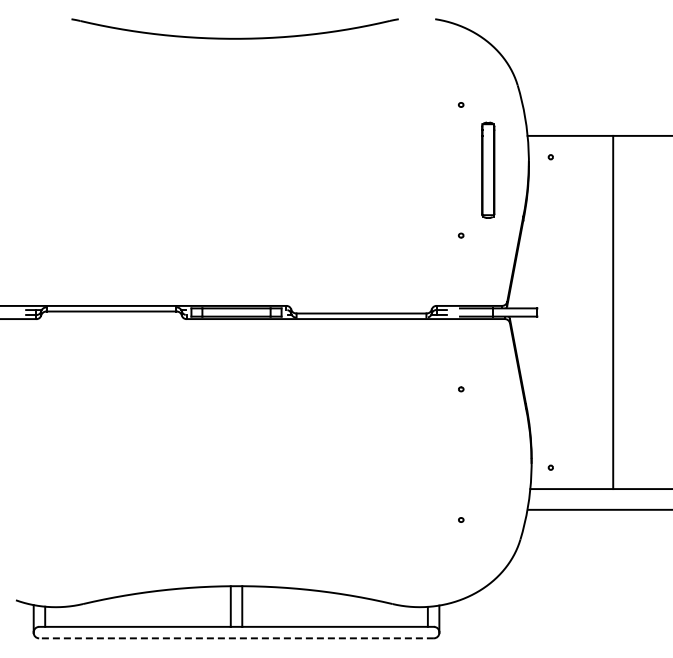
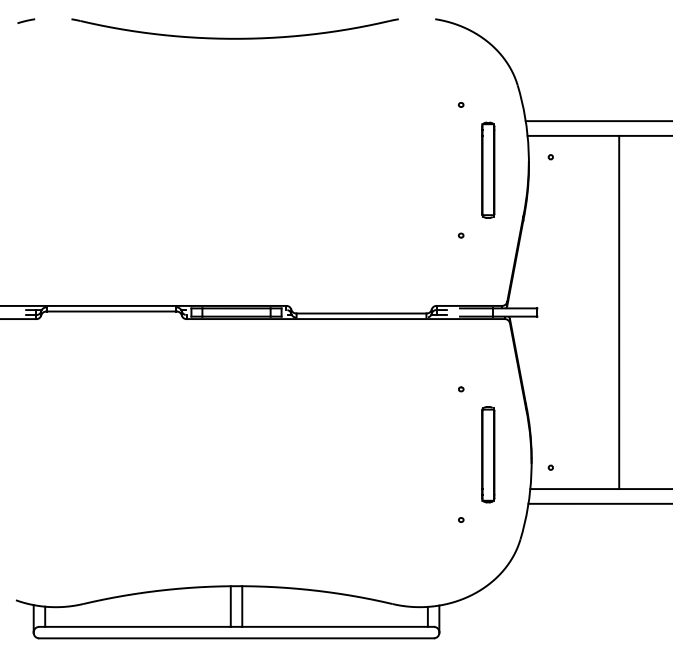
line: none -> present (26, 20)
line: none -> present (597, 121)
line position: (613, 312) -> (619, 312) (619, 312)
part: none -> present (488, 454)
line position: (598, 509) -> (598, 503) (598, 503)
line: dashed -> solid (236, 638)
